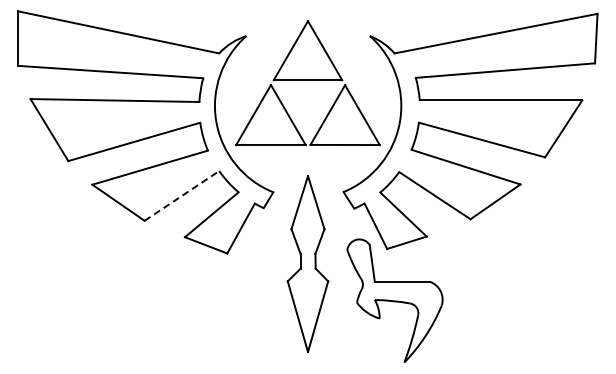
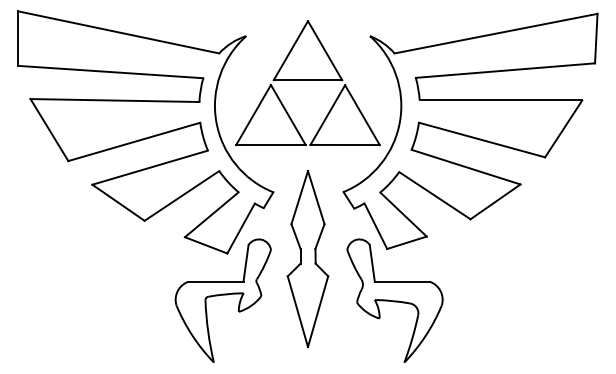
line: dashed -> solid (181, 195)
part position: (307, 264) -> (307, 259) (307, 259)
part: none -> present (222, 300)
